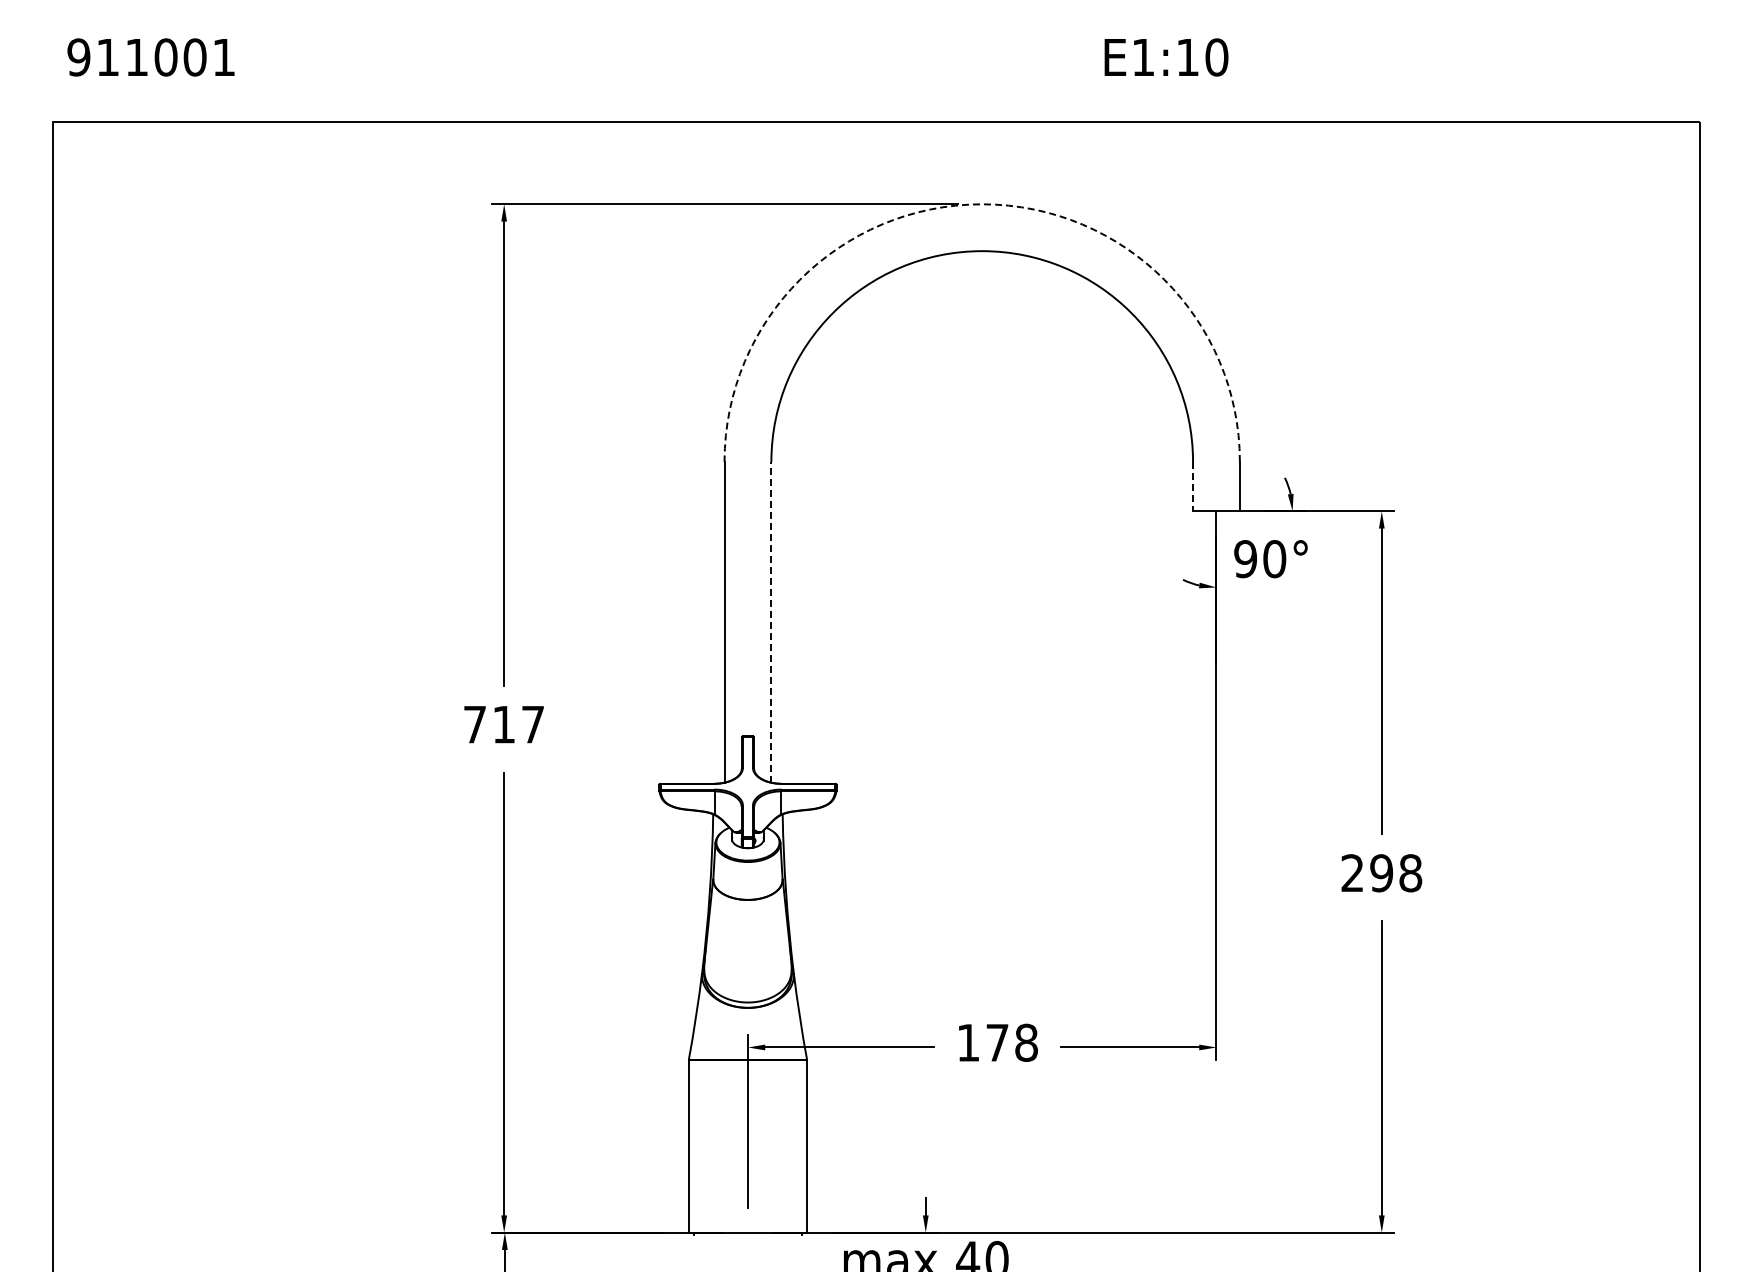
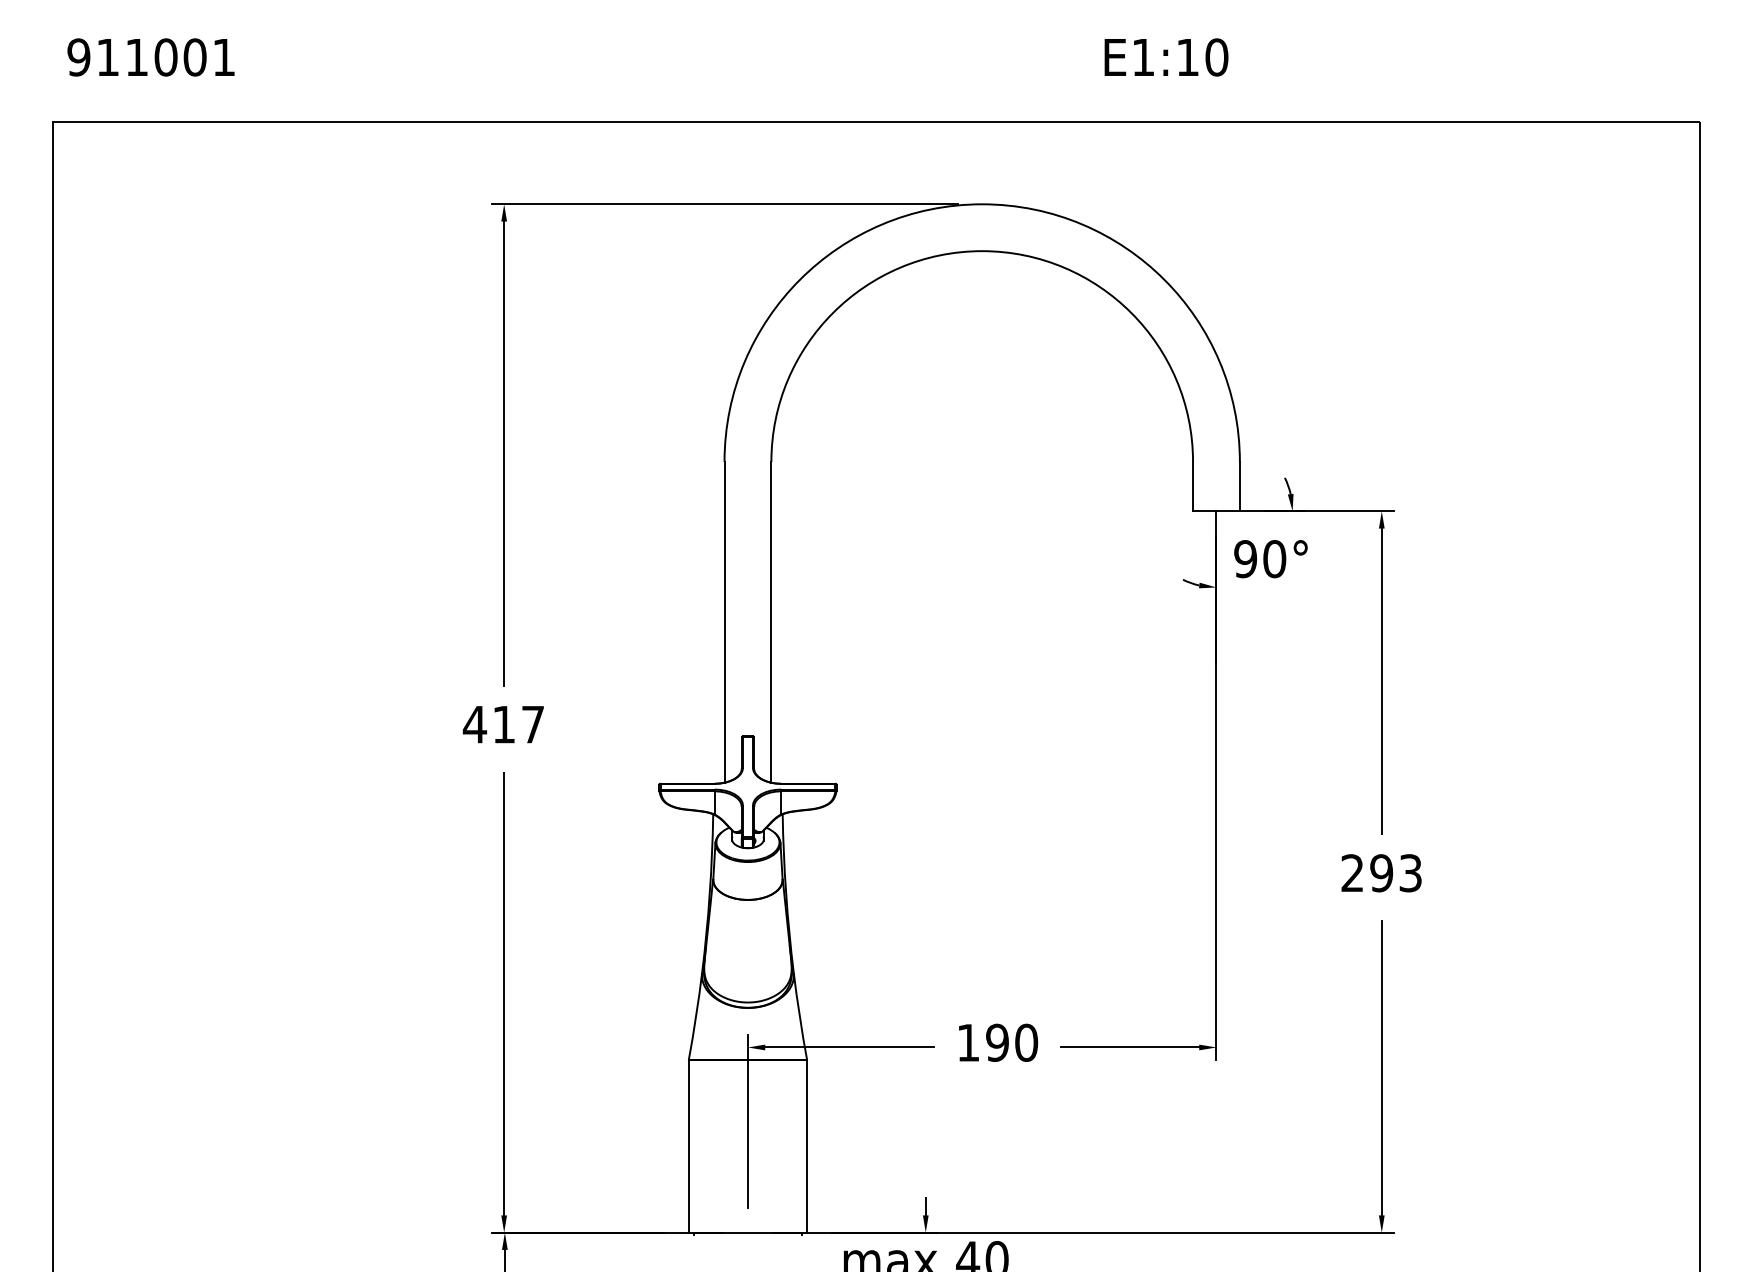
arc: dashed -> solid (982, 204)
line: dashed -> solid (1193, 486)
line: dashed -> solid (771, 621)
text: 717 -> 417 (474, 724)
text: 298 -> 293 (1410, 873)
text: 178 -> 190 (1012, 1042)
